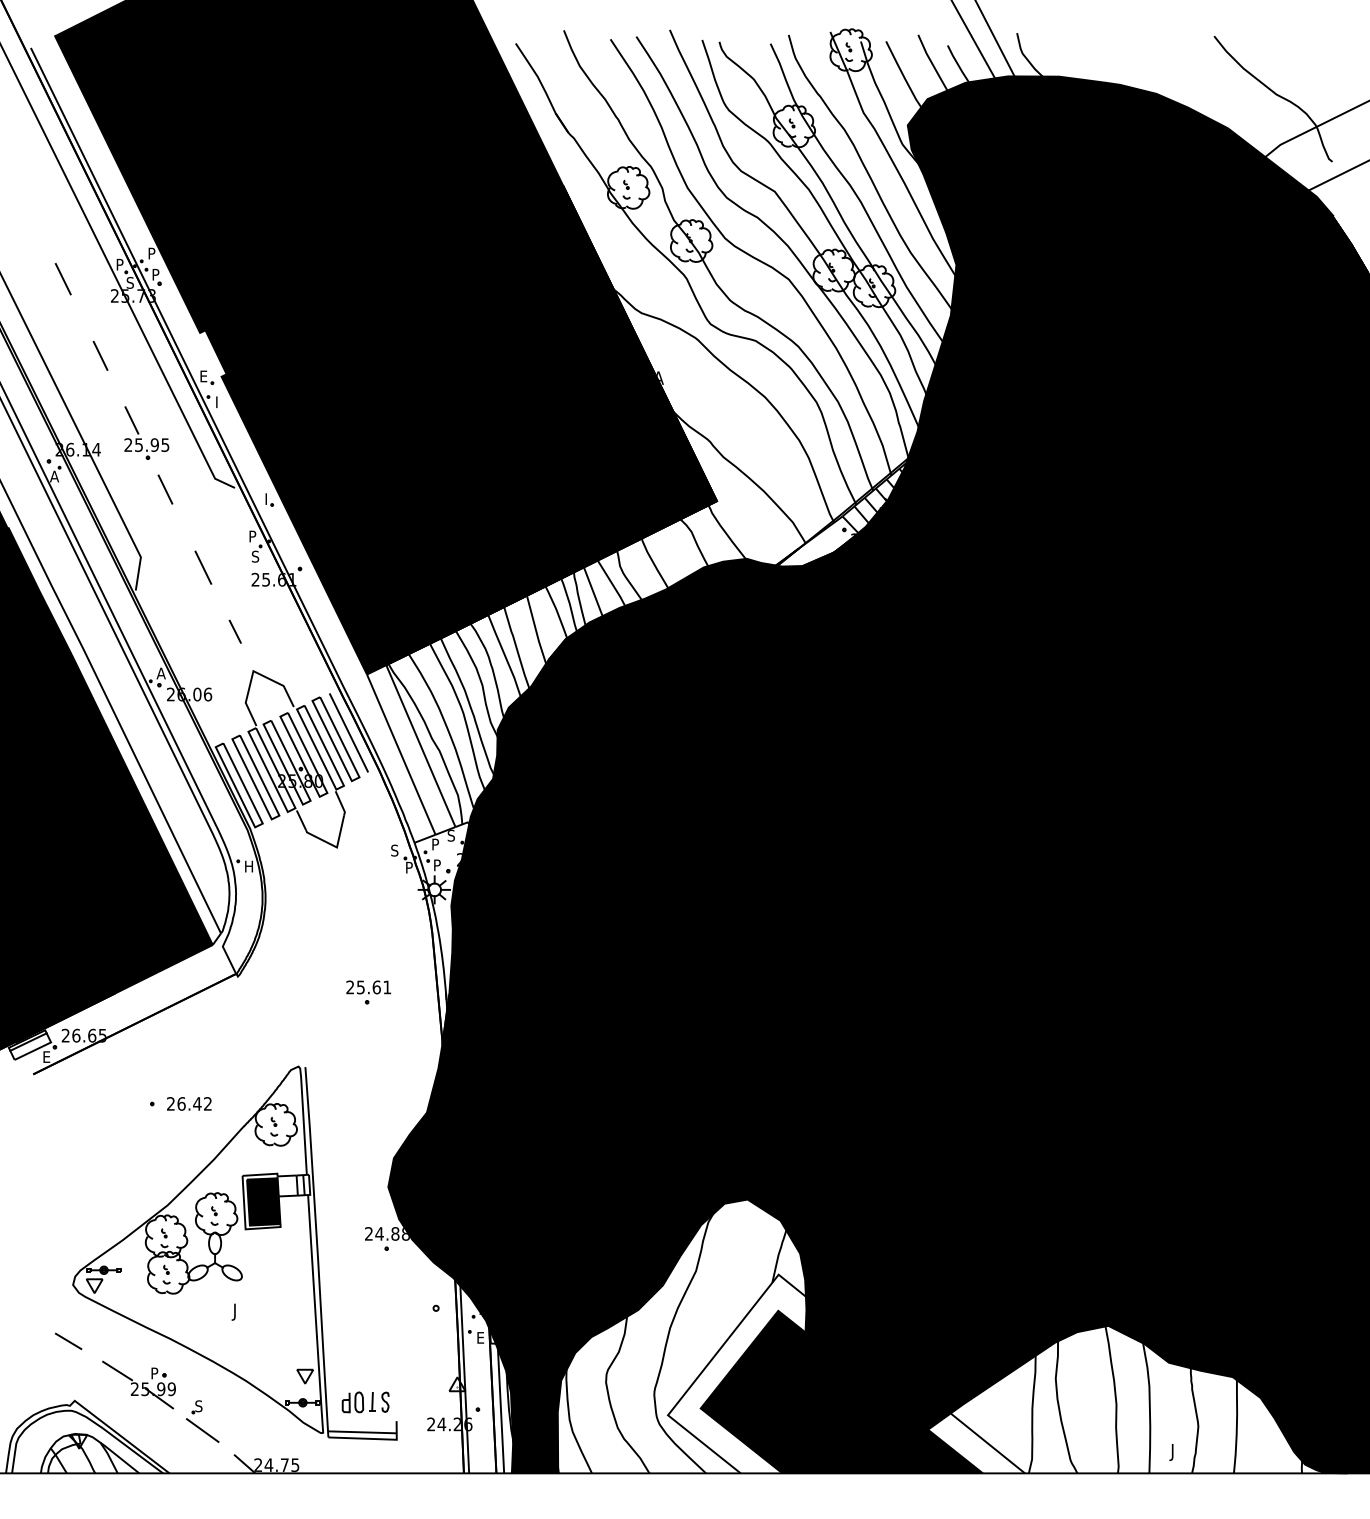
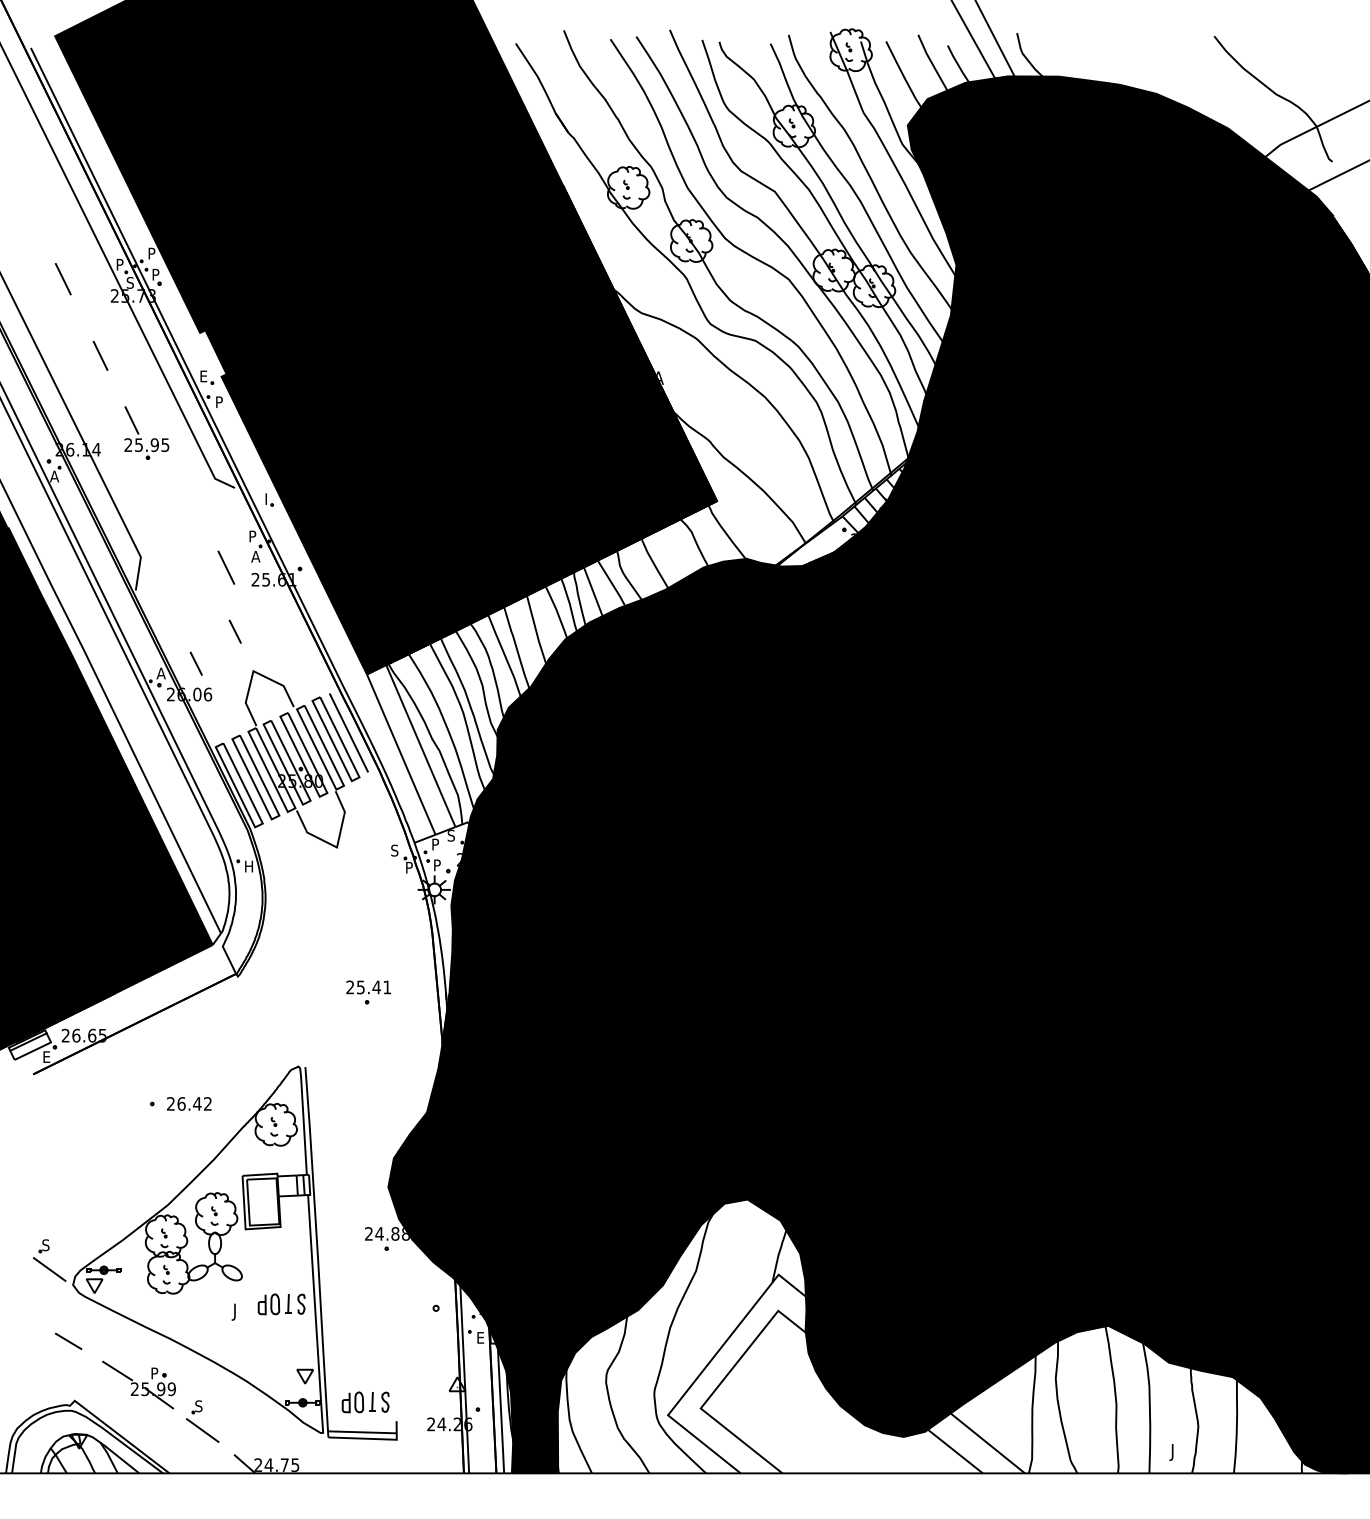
text: I -> P (219, 399)
line: present -> none (165, 489)
text: S -> A (255, 556)
line position: (203, 567) -> (226, 567) (226, 567)
line: none -> present (195, 663)
text: 25.61 -> 25.41 (376, 987)
fill: present -> none (263, 1201)
part: none -> present (47, 1266)
part: none -> present (281, 1304)
fill: present -> none (841, 1391)
